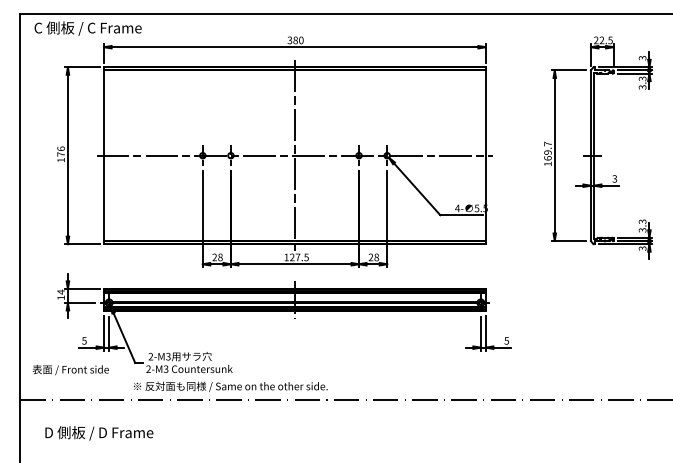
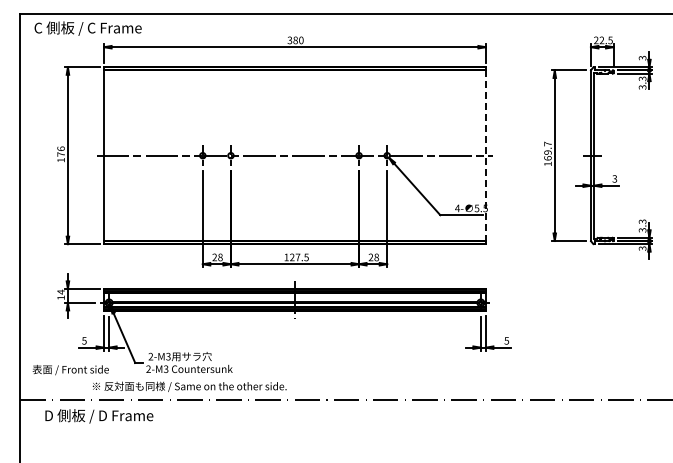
line: present -> none (295, 155)
line: solid -> dashed (485, 156)
text position: (230, 386) -> (189, 386) (189, 386)
text position: (99, 433) -> (99, 416) (99, 416)
